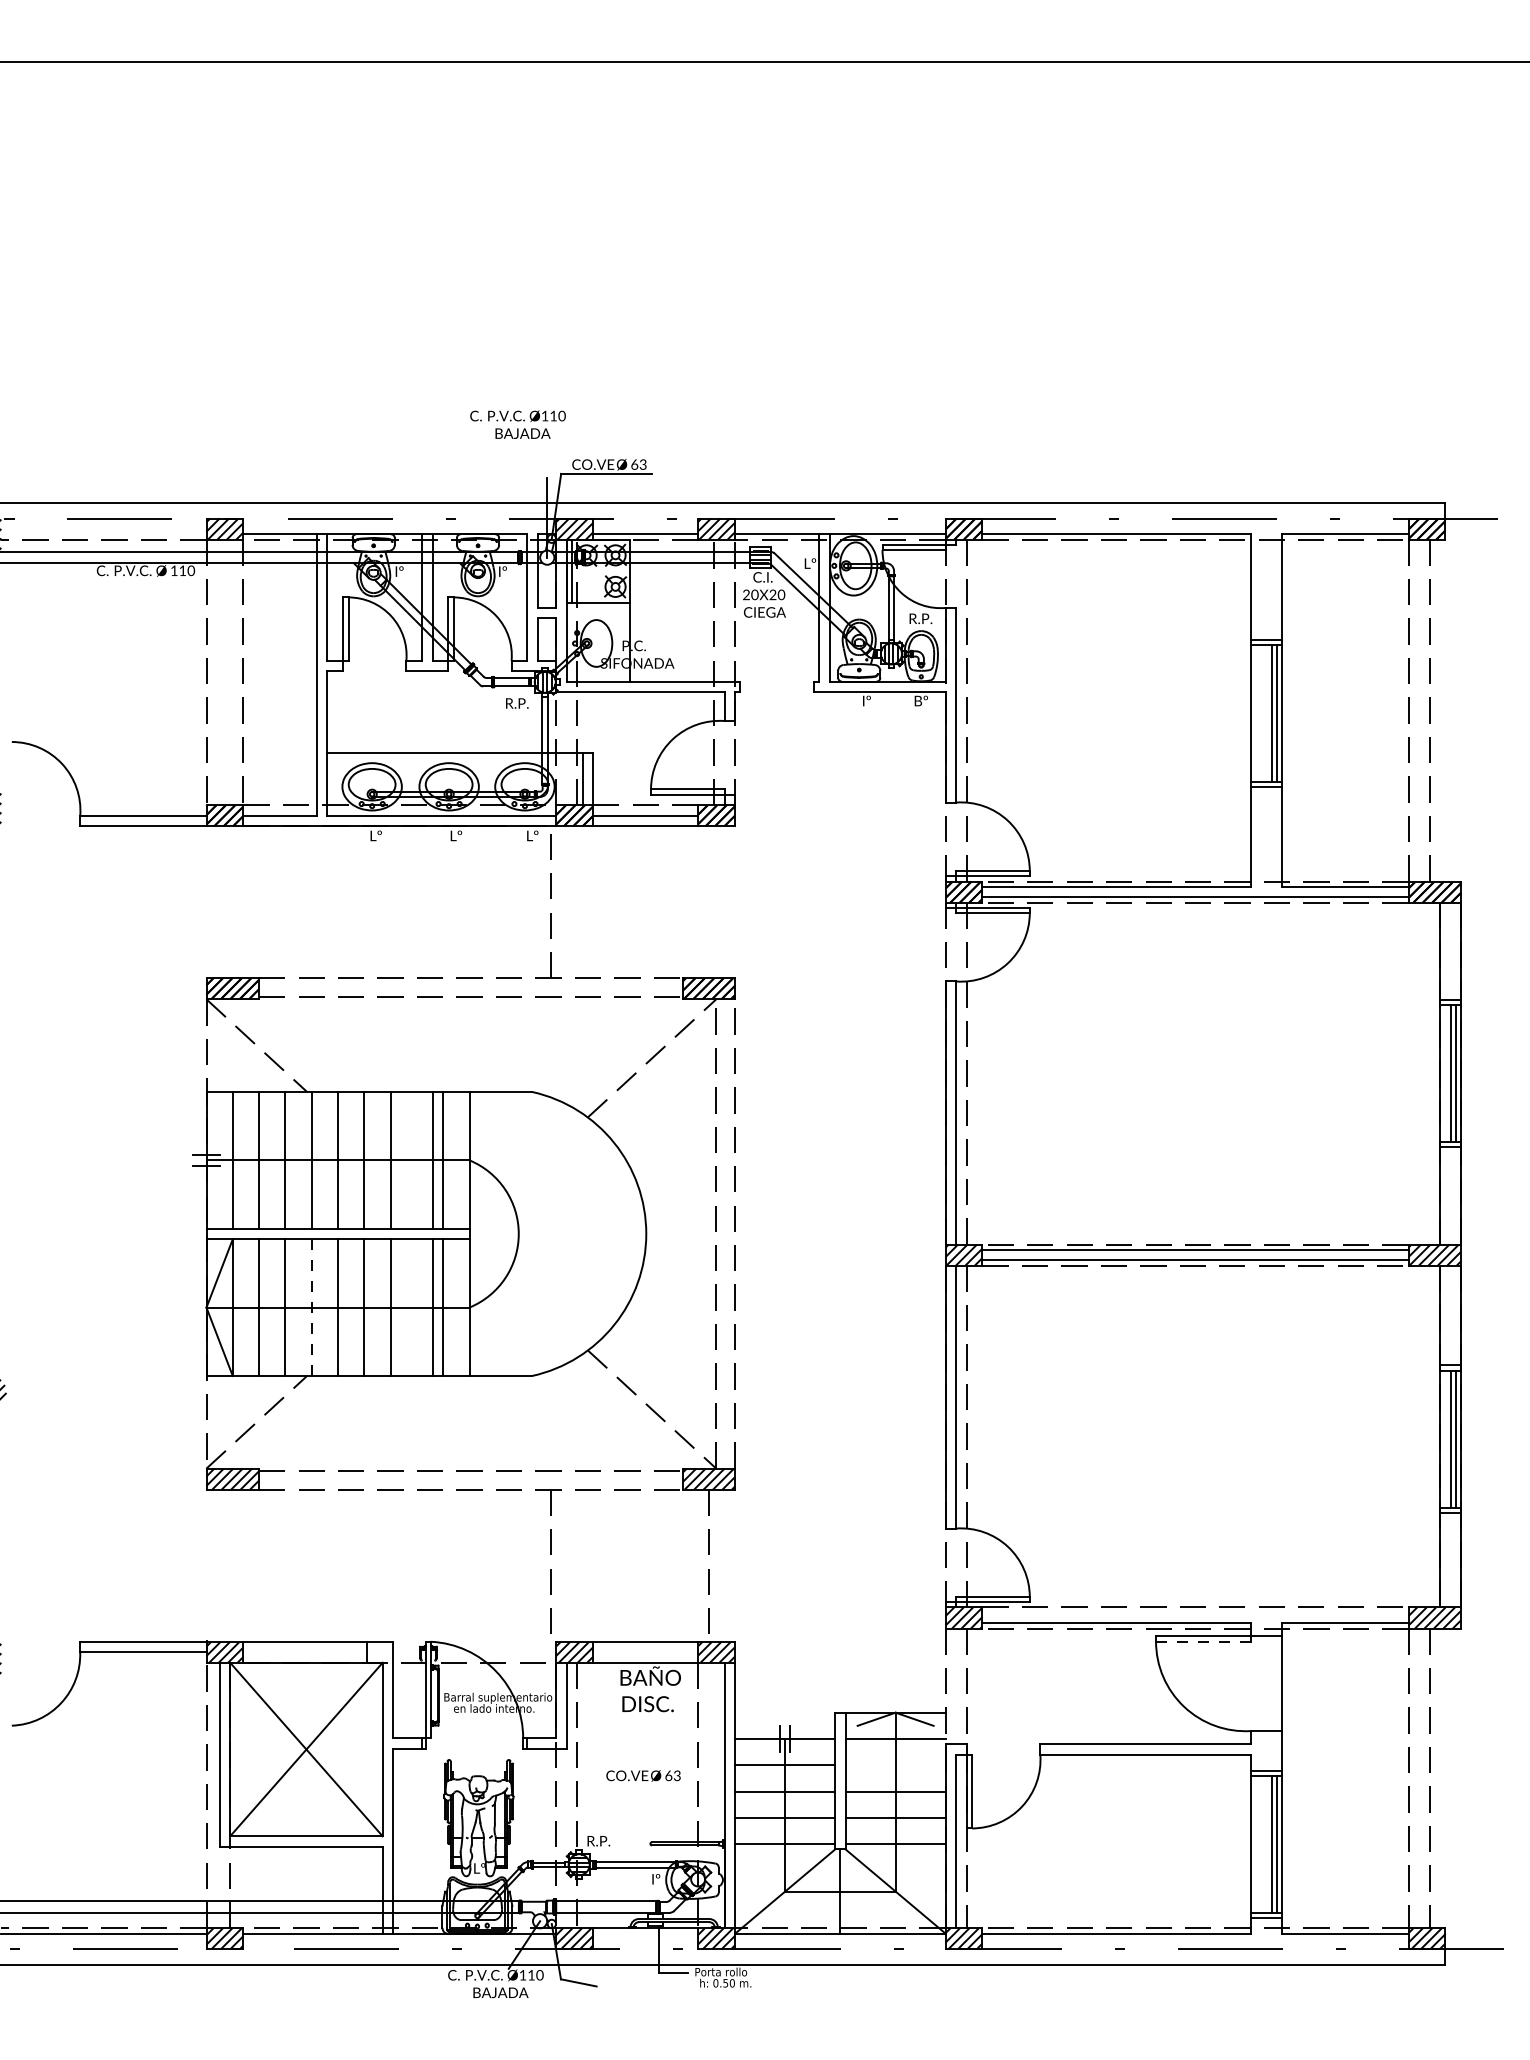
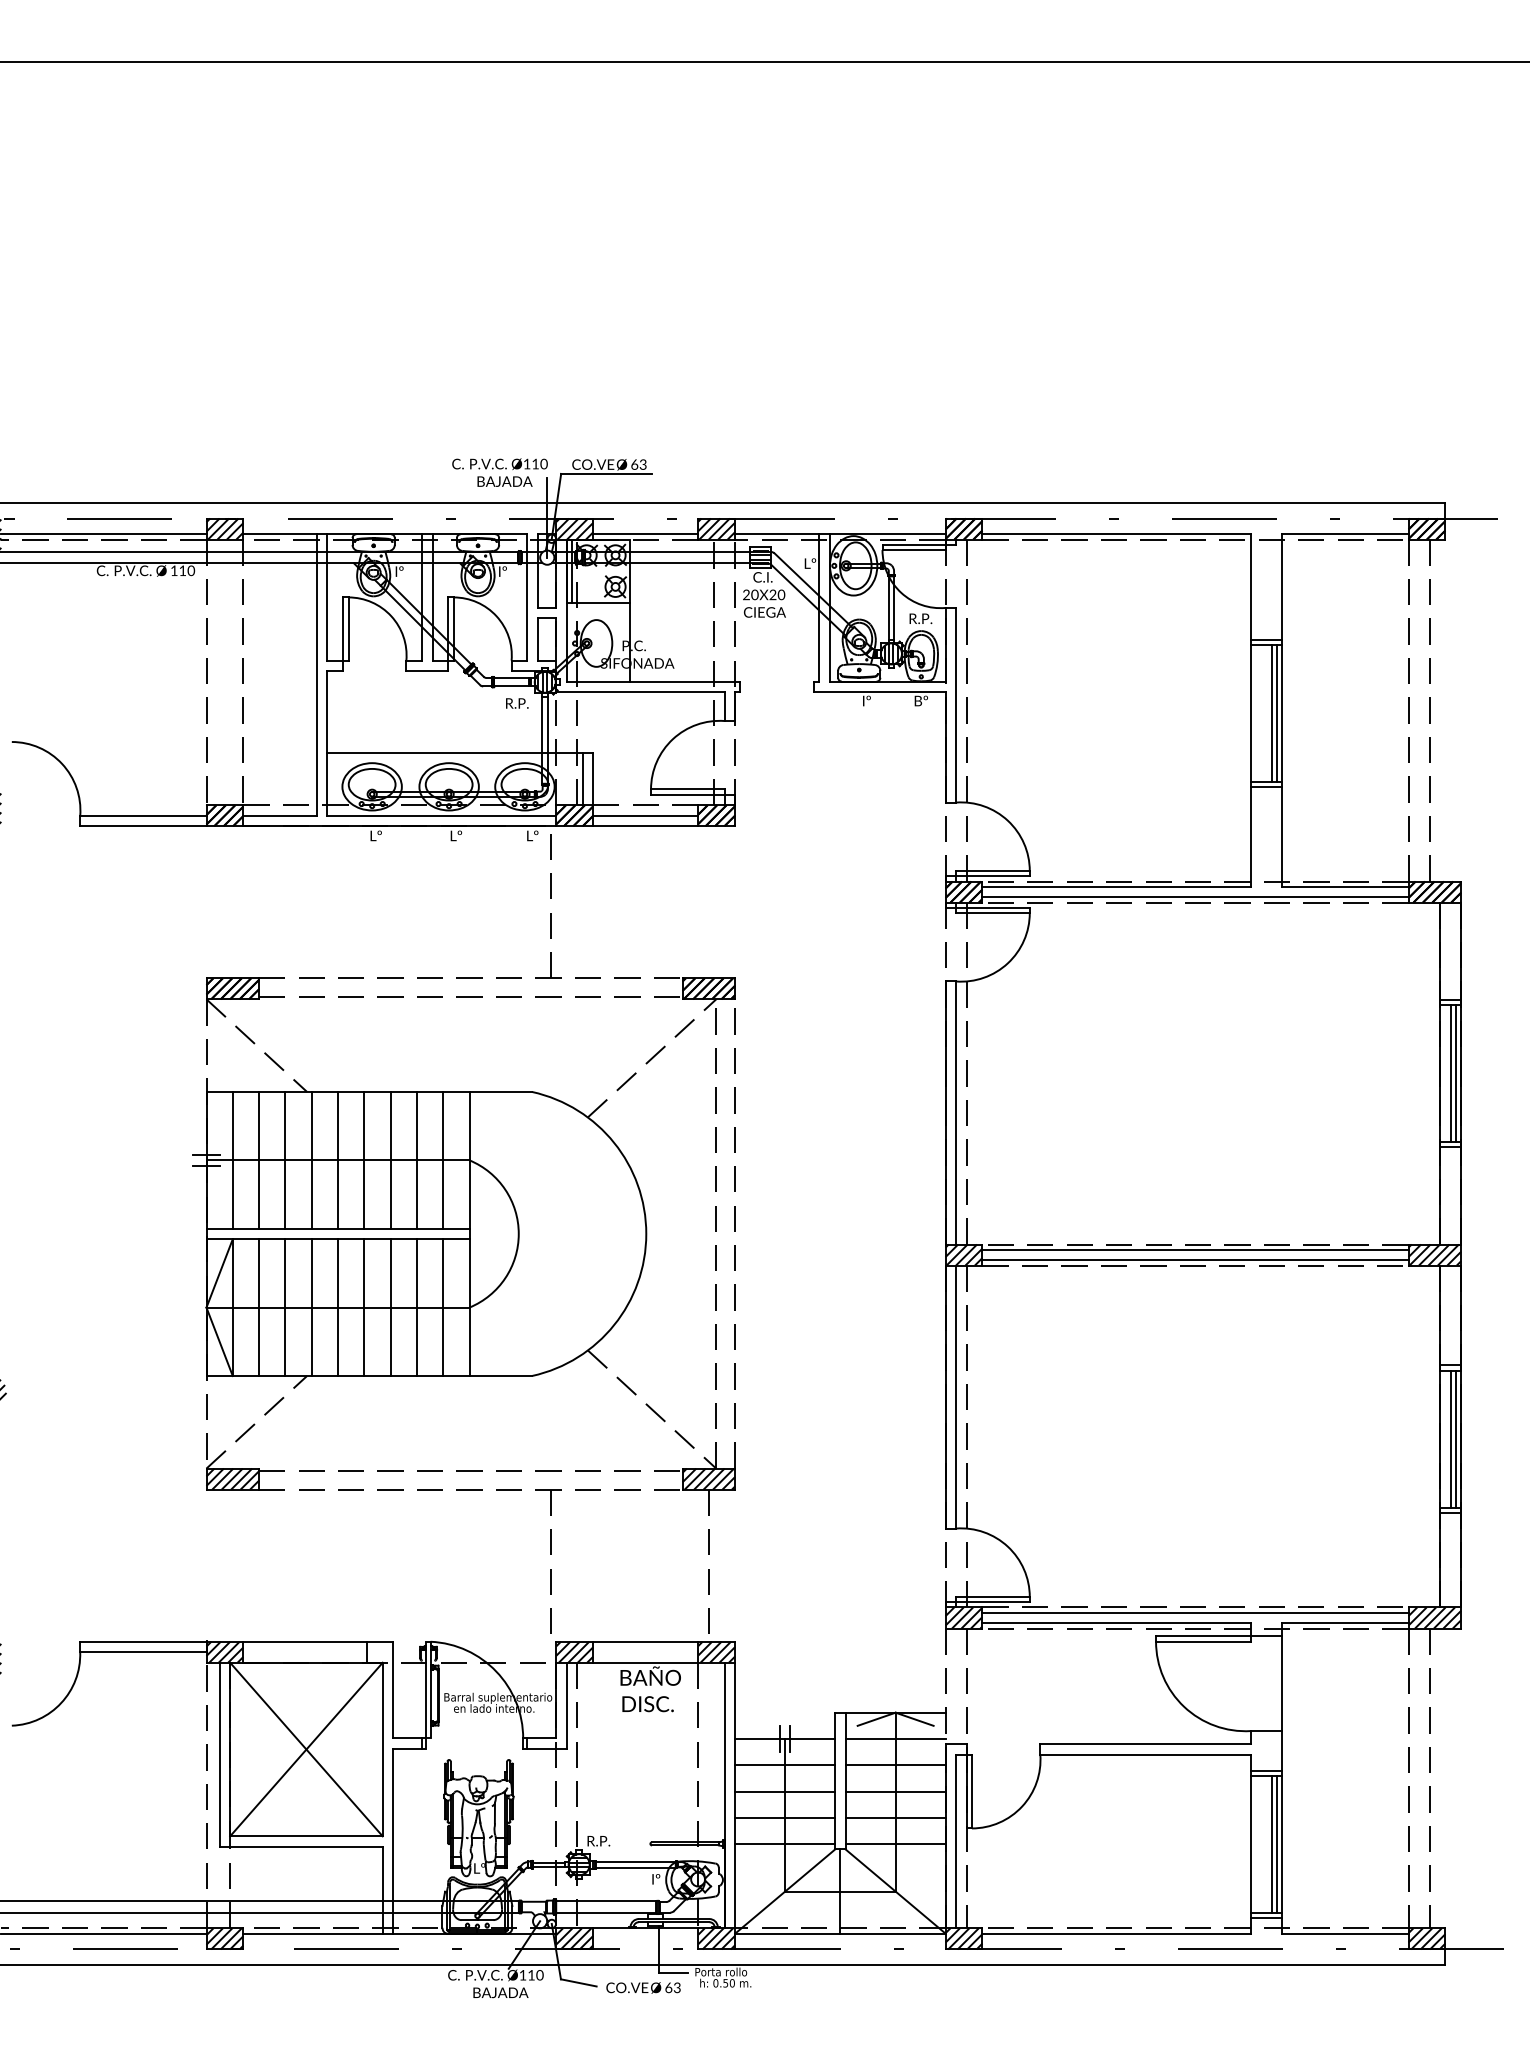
text position: (517, 424) -> (499, 472) (499, 472)
line: none -> present (104, 534)
line position: (432, 1159) -> (416, 1159) (416, 1159)
line position: (432, 1307) -> (416, 1307) (416, 1307)
line: dashed -> solid (311, 1308)
line: none -> present (1195, 1612)
line: dashed -> solid (1203, 1641)
line: none -> present (895, 1765)
text position: (643, 1775) -> (643, 1987) (643, 1987)
